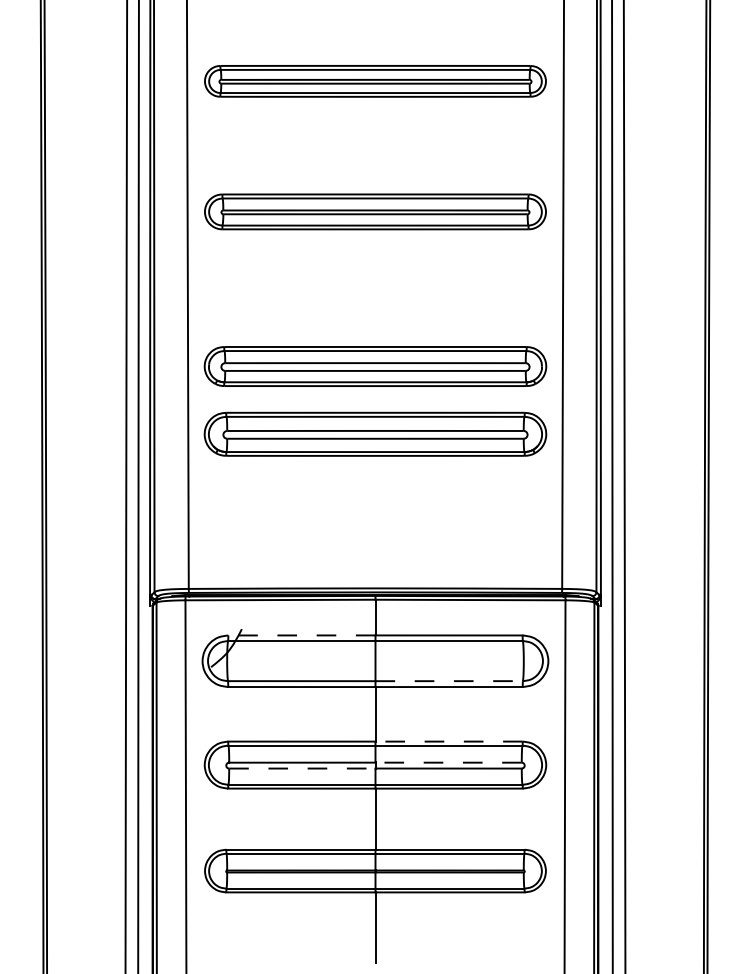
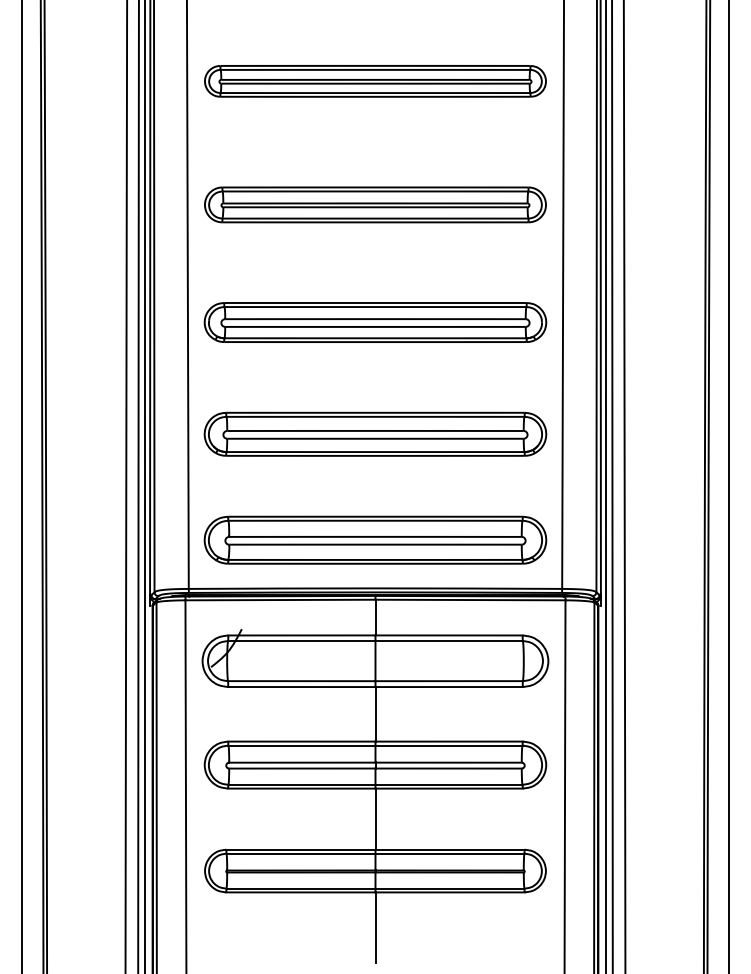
part position: (375, 211) -> (375, 204) (375, 204)
part position: (375, 366) -> (375, 322) (375, 322)
line: none -> present (22, 486)
line: none -> present (144, 486)
line: none -> present (606, 486)
line: none -> present (728, 486)
part: none -> present (375, 539)
line: dashed -> solid (301, 635)
line: dashed -> solid (449, 681)
line: dashed -> solid (449, 741)
line: dashed -> solid (448, 762)
line: dashed -> solid (302, 768)
